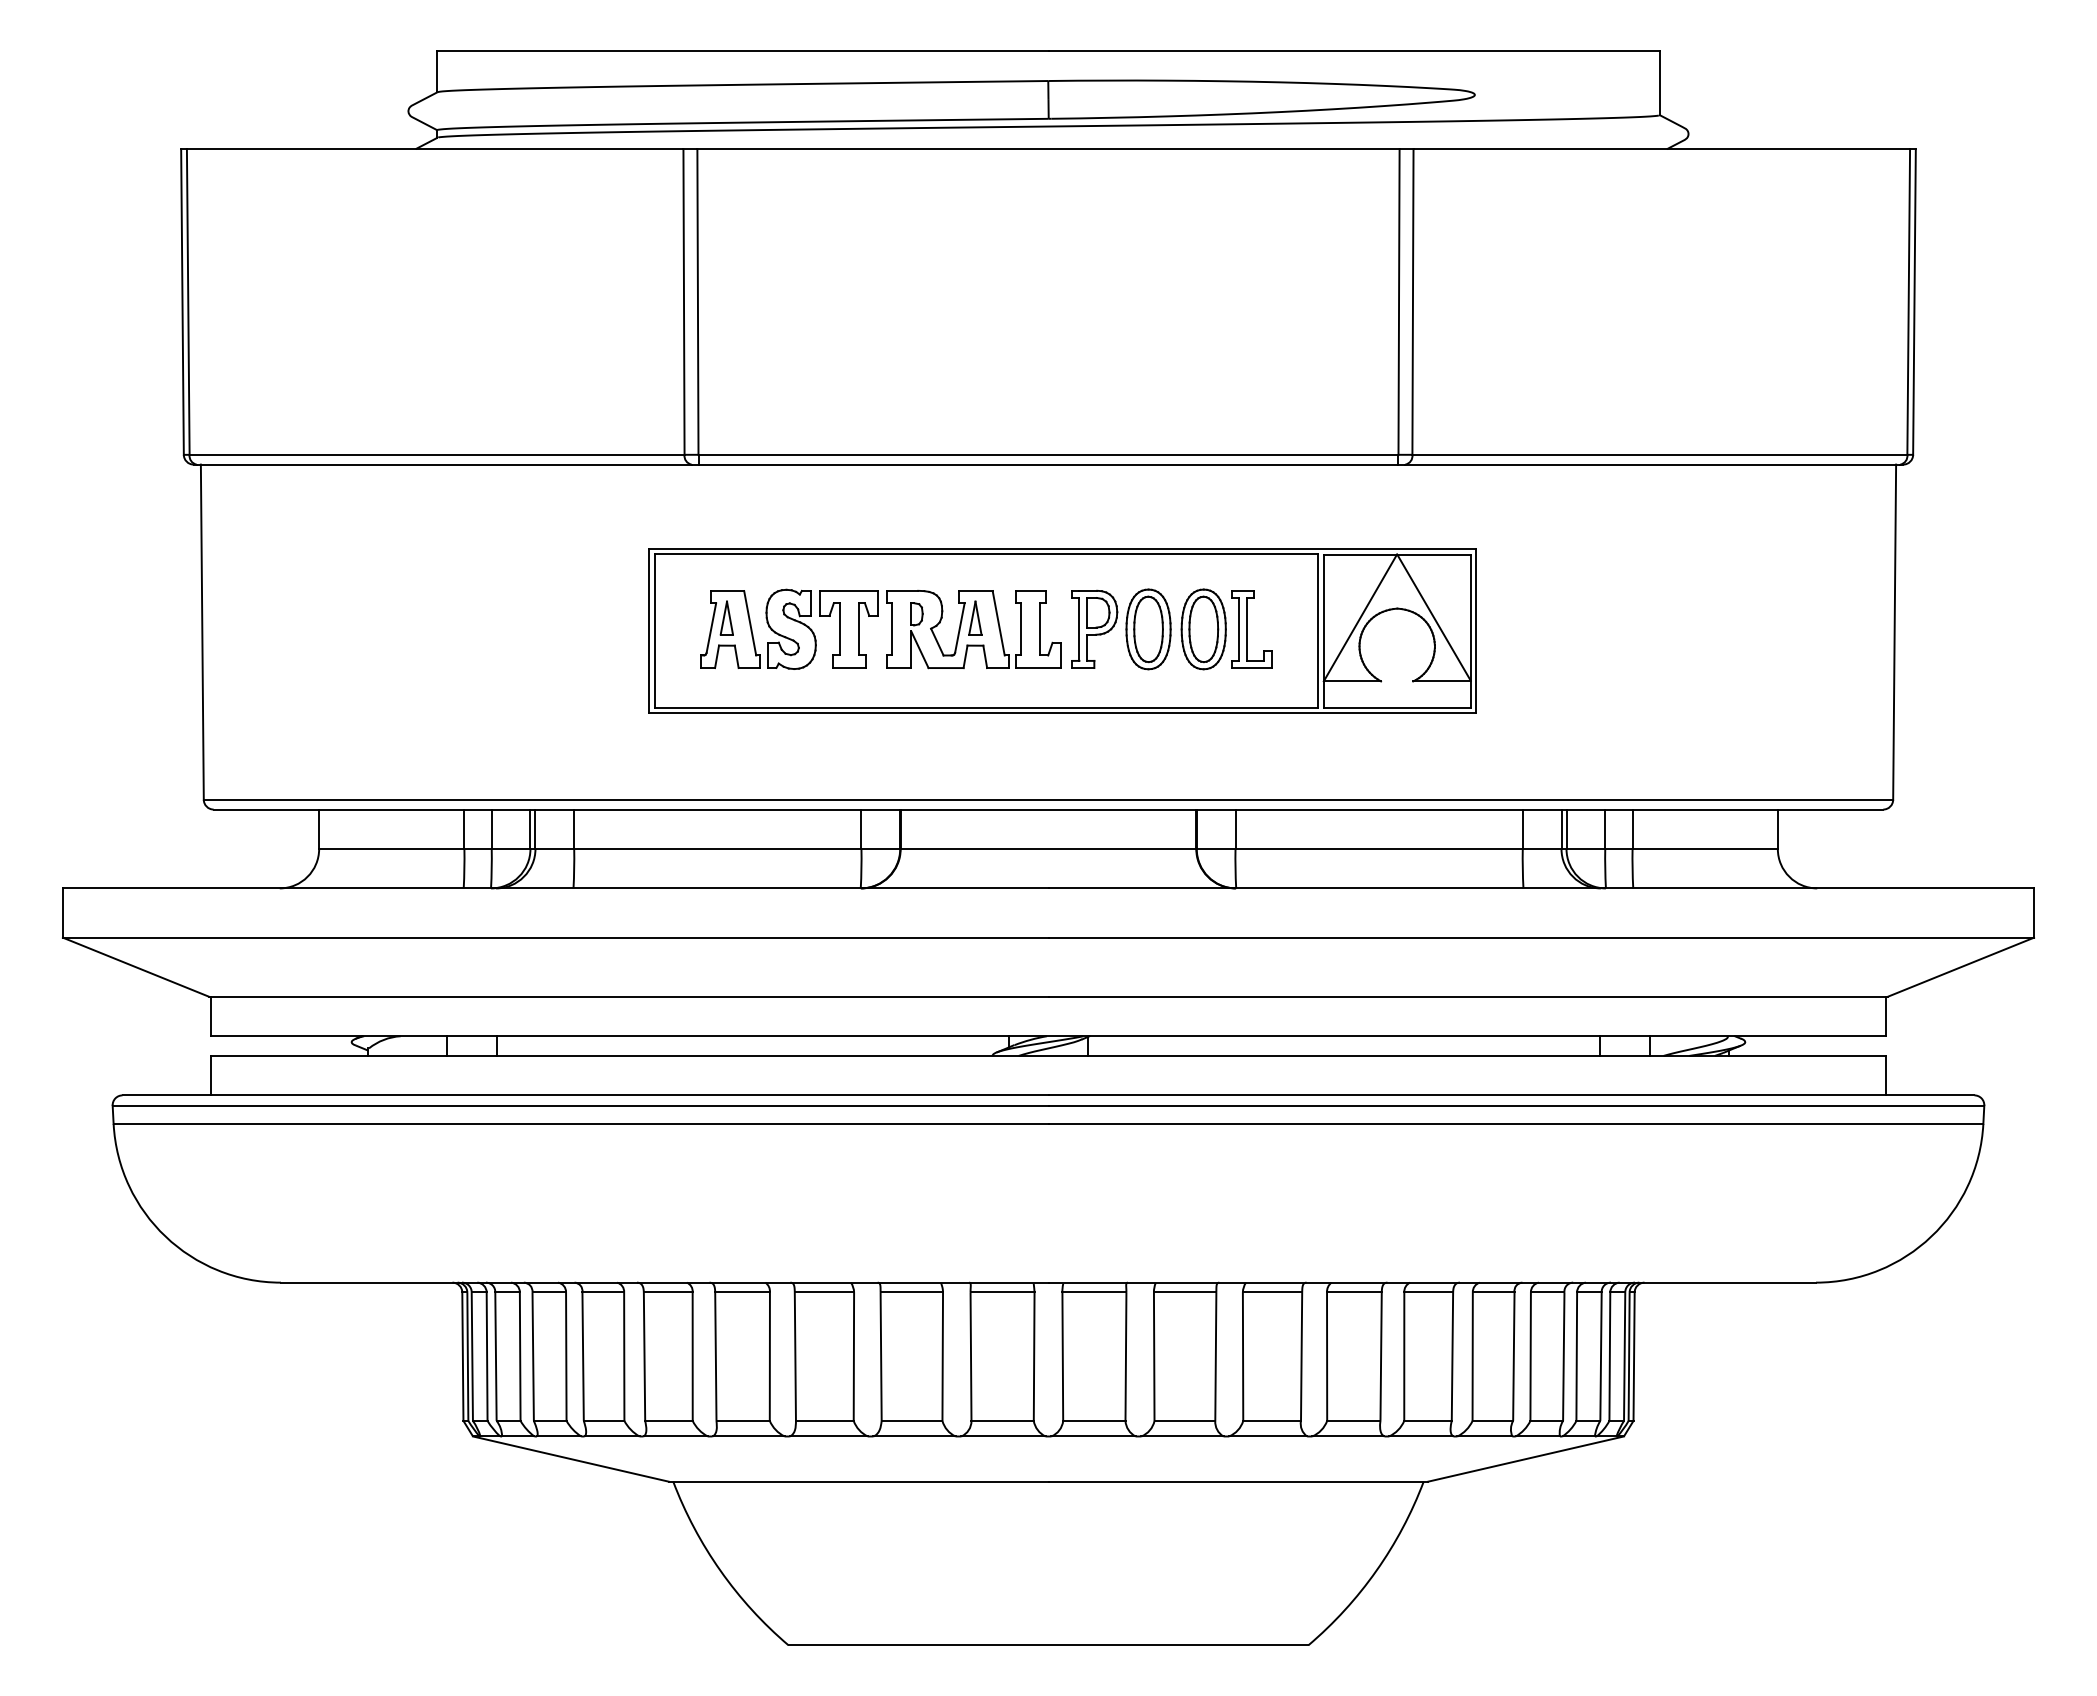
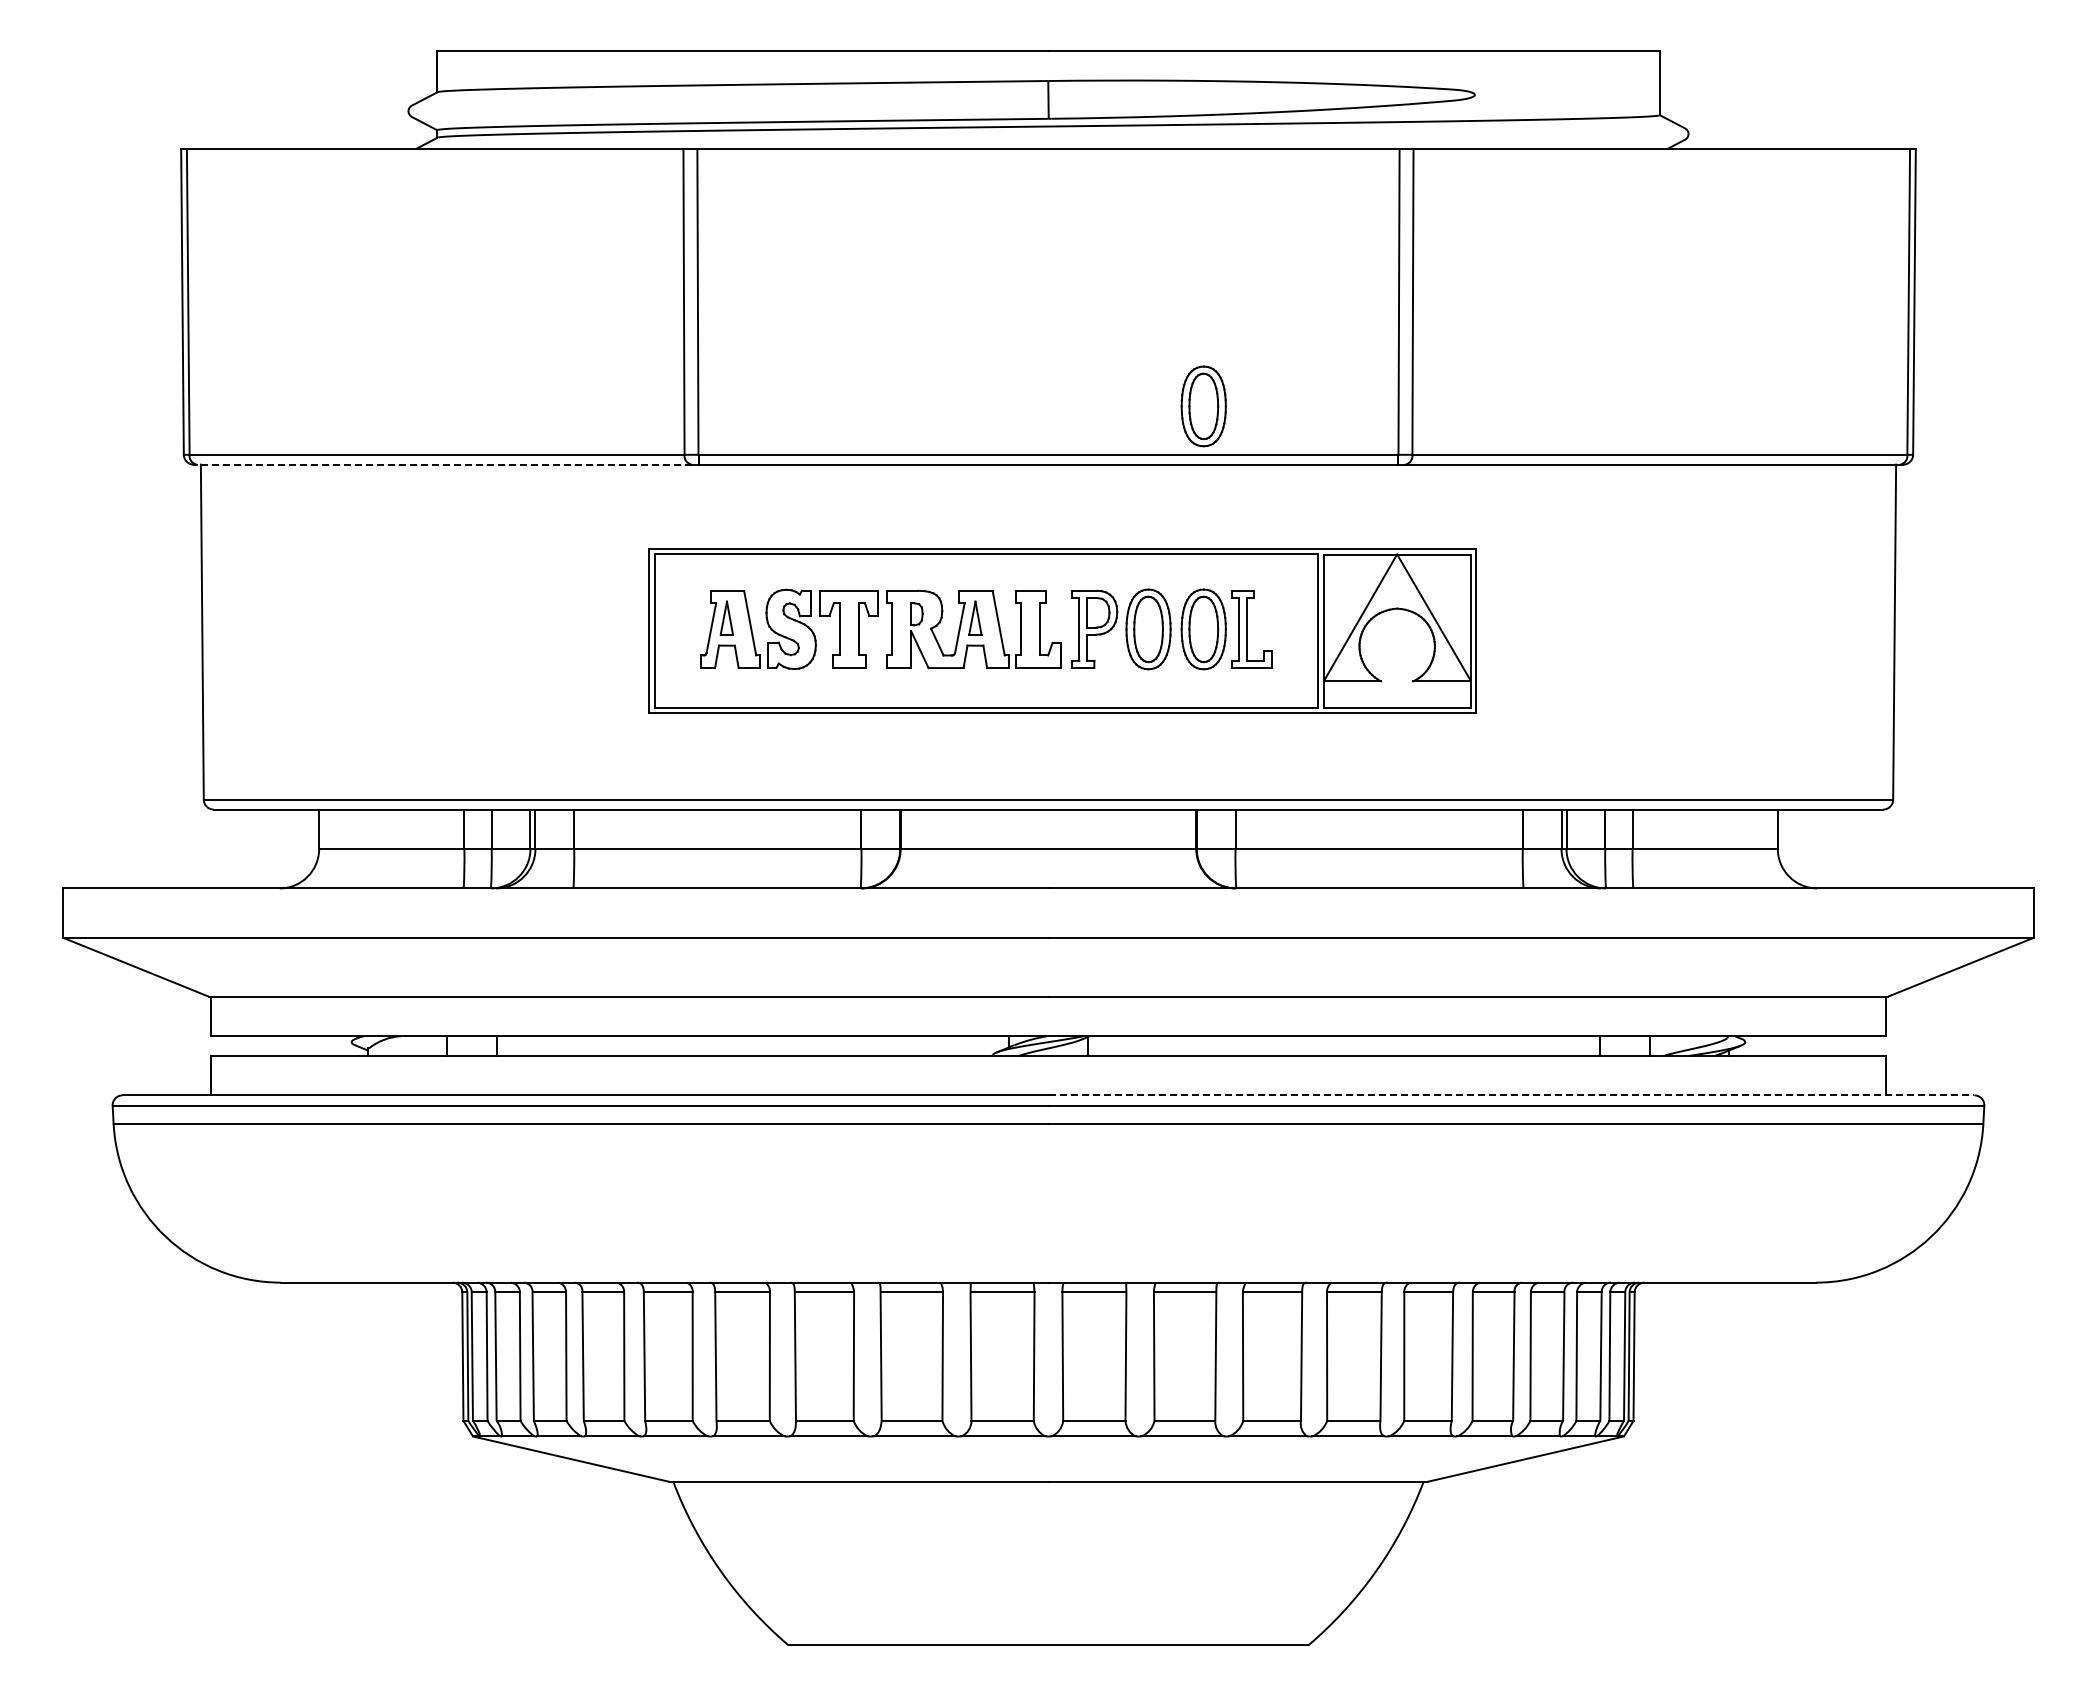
part: none -> present (1203, 406)
line: solid -> dashed (443, 464)
line: solid -> dashed (1511, 1095)
